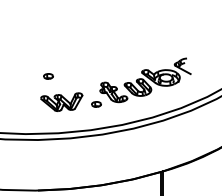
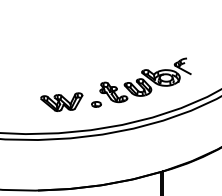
part: present -> none (48, 76)
